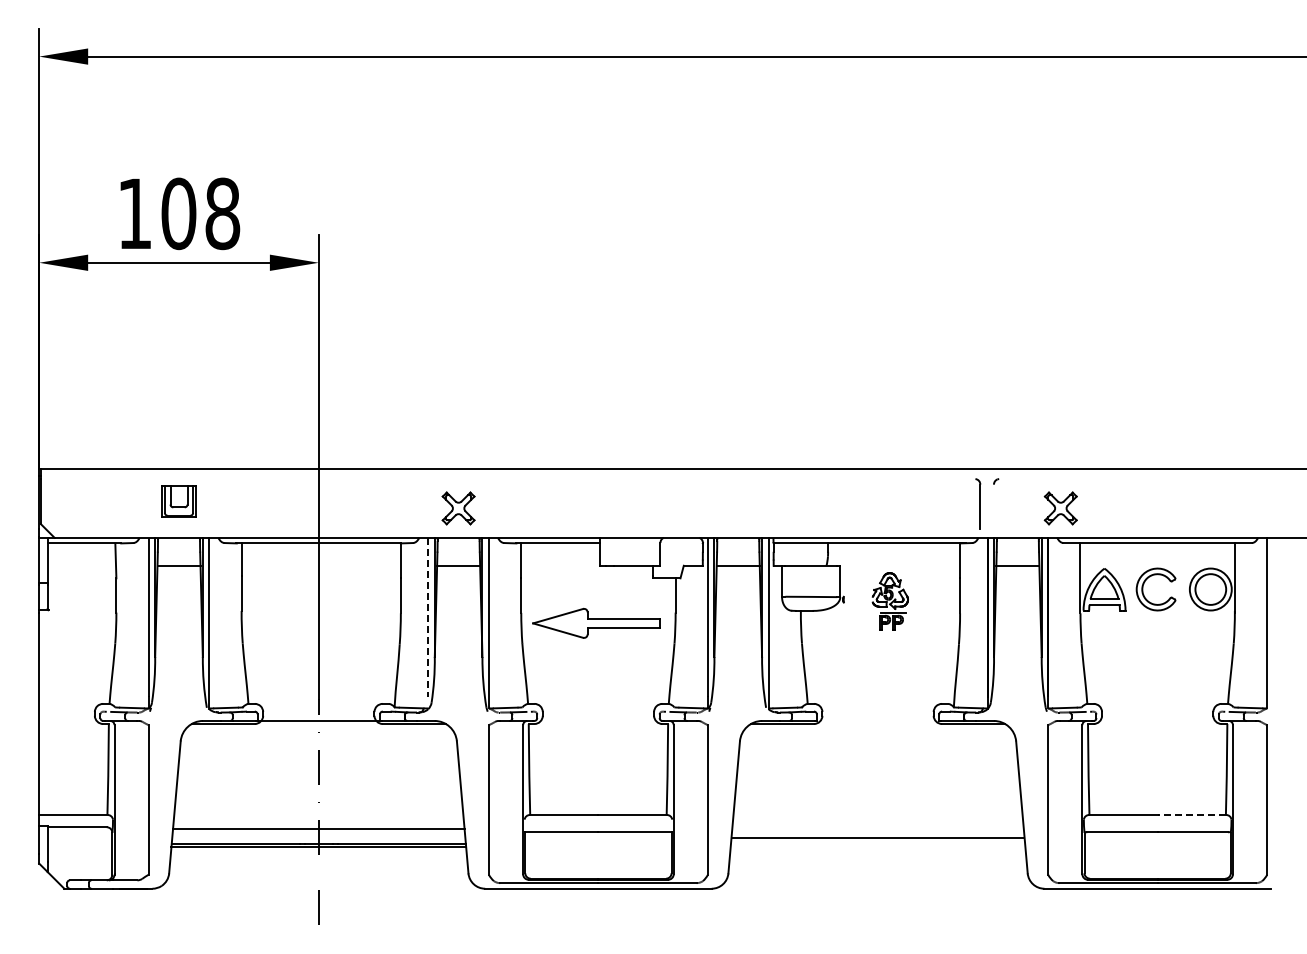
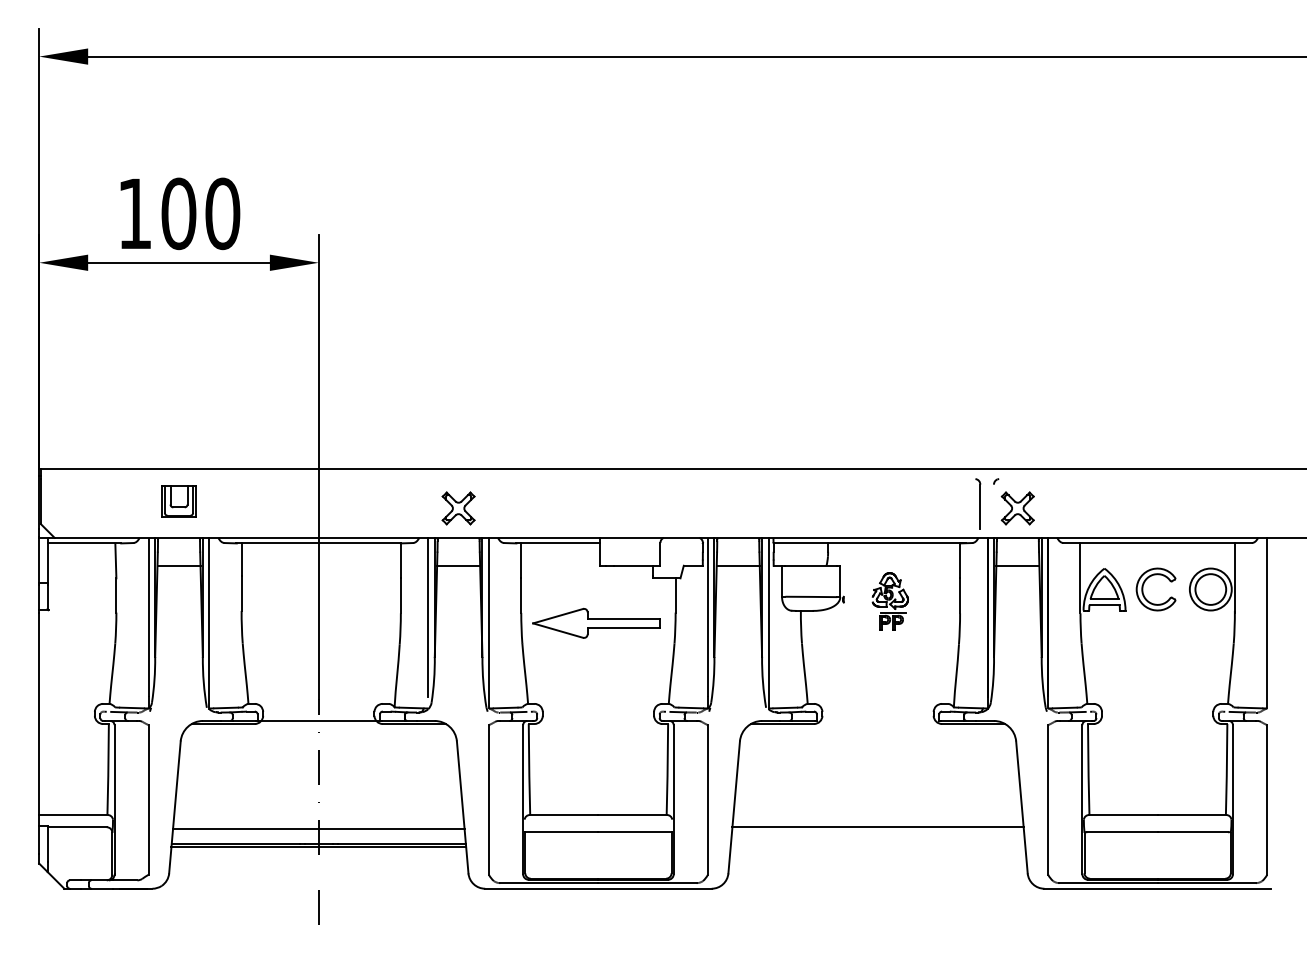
text: 108 -> 100 (222, 213)
part position: (1060, 508) -> (1017, 508) (1017, 508)
line: dashed -> solid (428, 617)
line: dashed -> solid (1191, 815)
line position: (877, 838) -> (877, 827) (877, 827)
